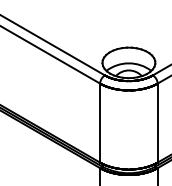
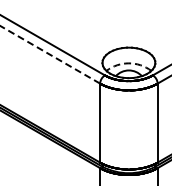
line: solid -> dashed (50, 54)
arc: solid -> dashed (128, 63)
